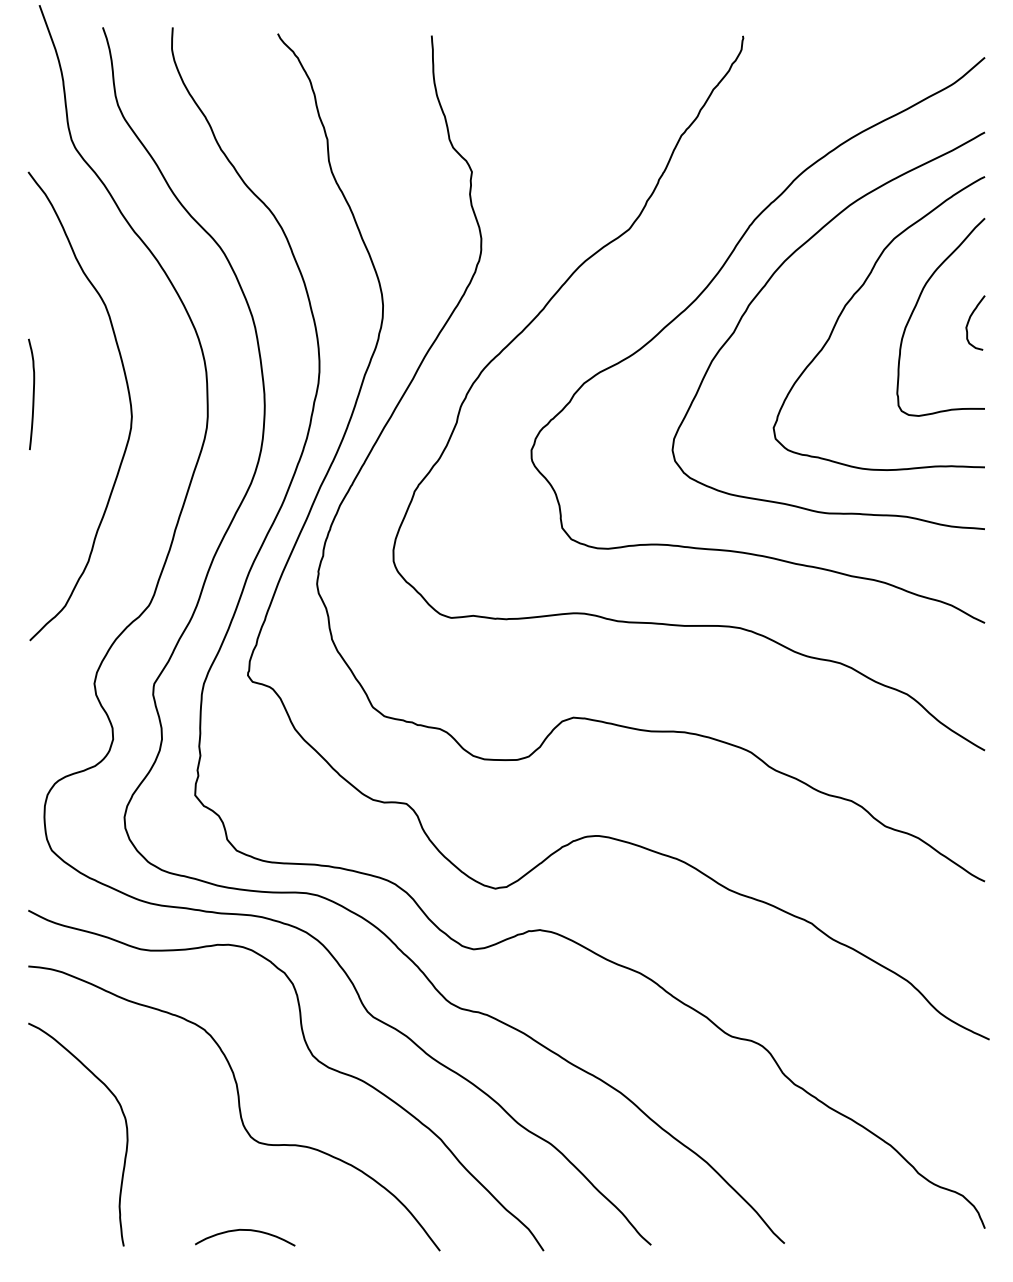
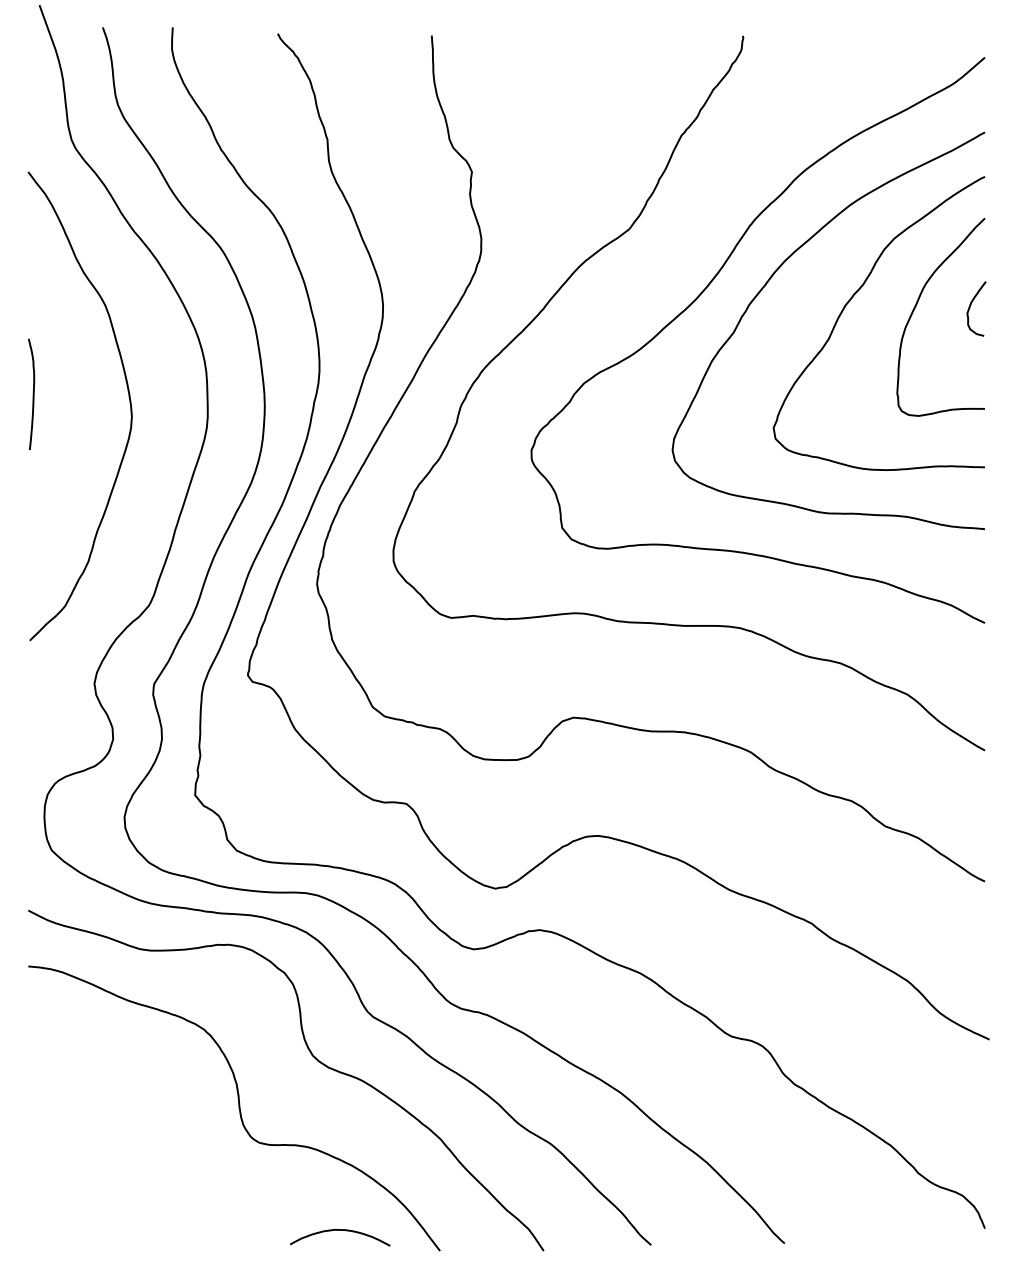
curve position: (970, 319) -> (971, 305) (971, 305)
curve: present -> none (125, 1126)
curve position: (245, 1230) -> (340, 1230) (340, 1230)
